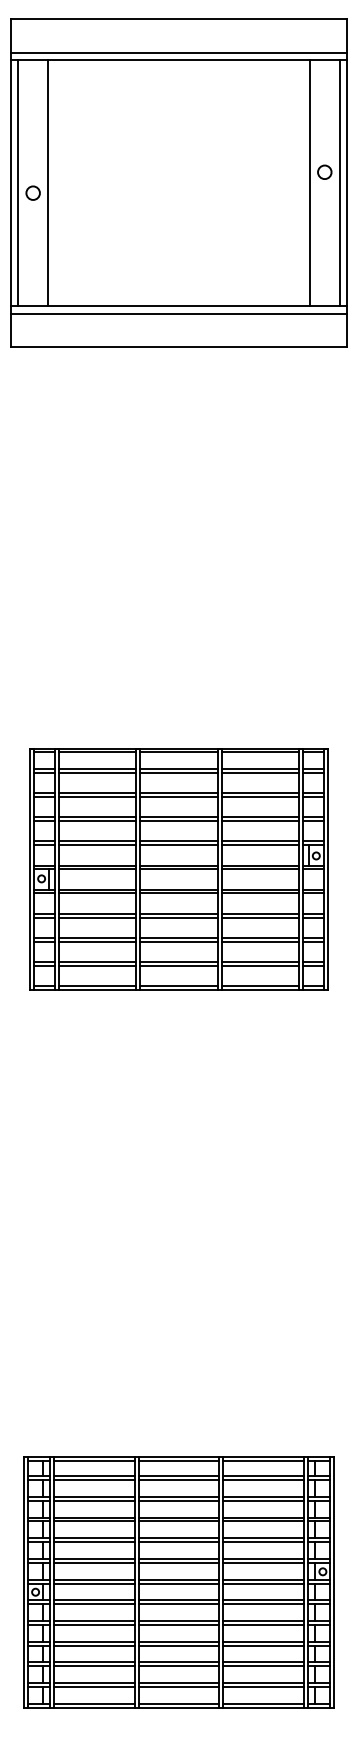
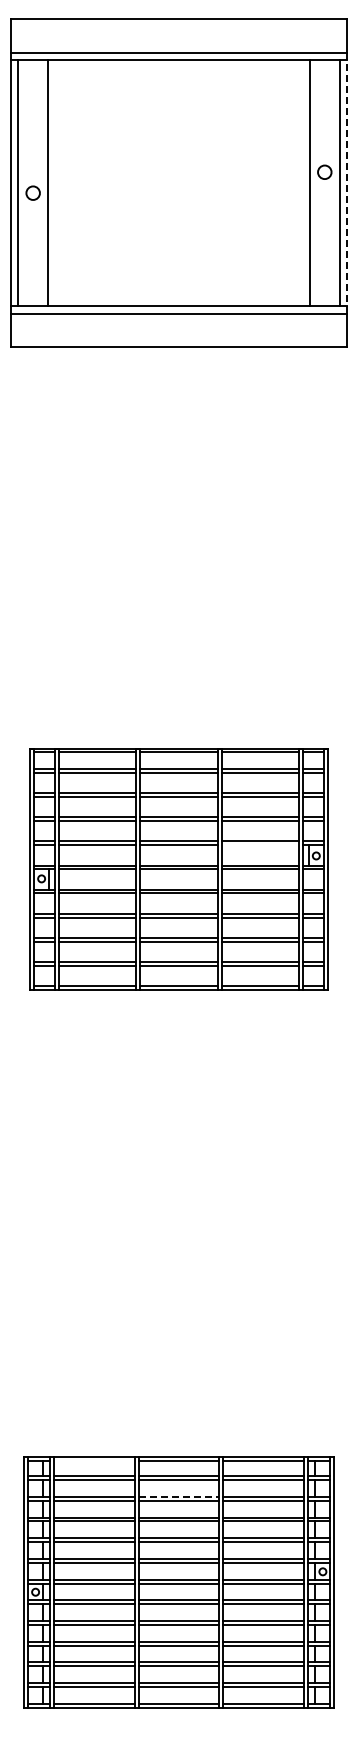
line: solid -> dashed (347, 183)
line: present -> none (259, 845)
line: present -> none (94, 1461)
line: solid -> dashed (179, 1496)
